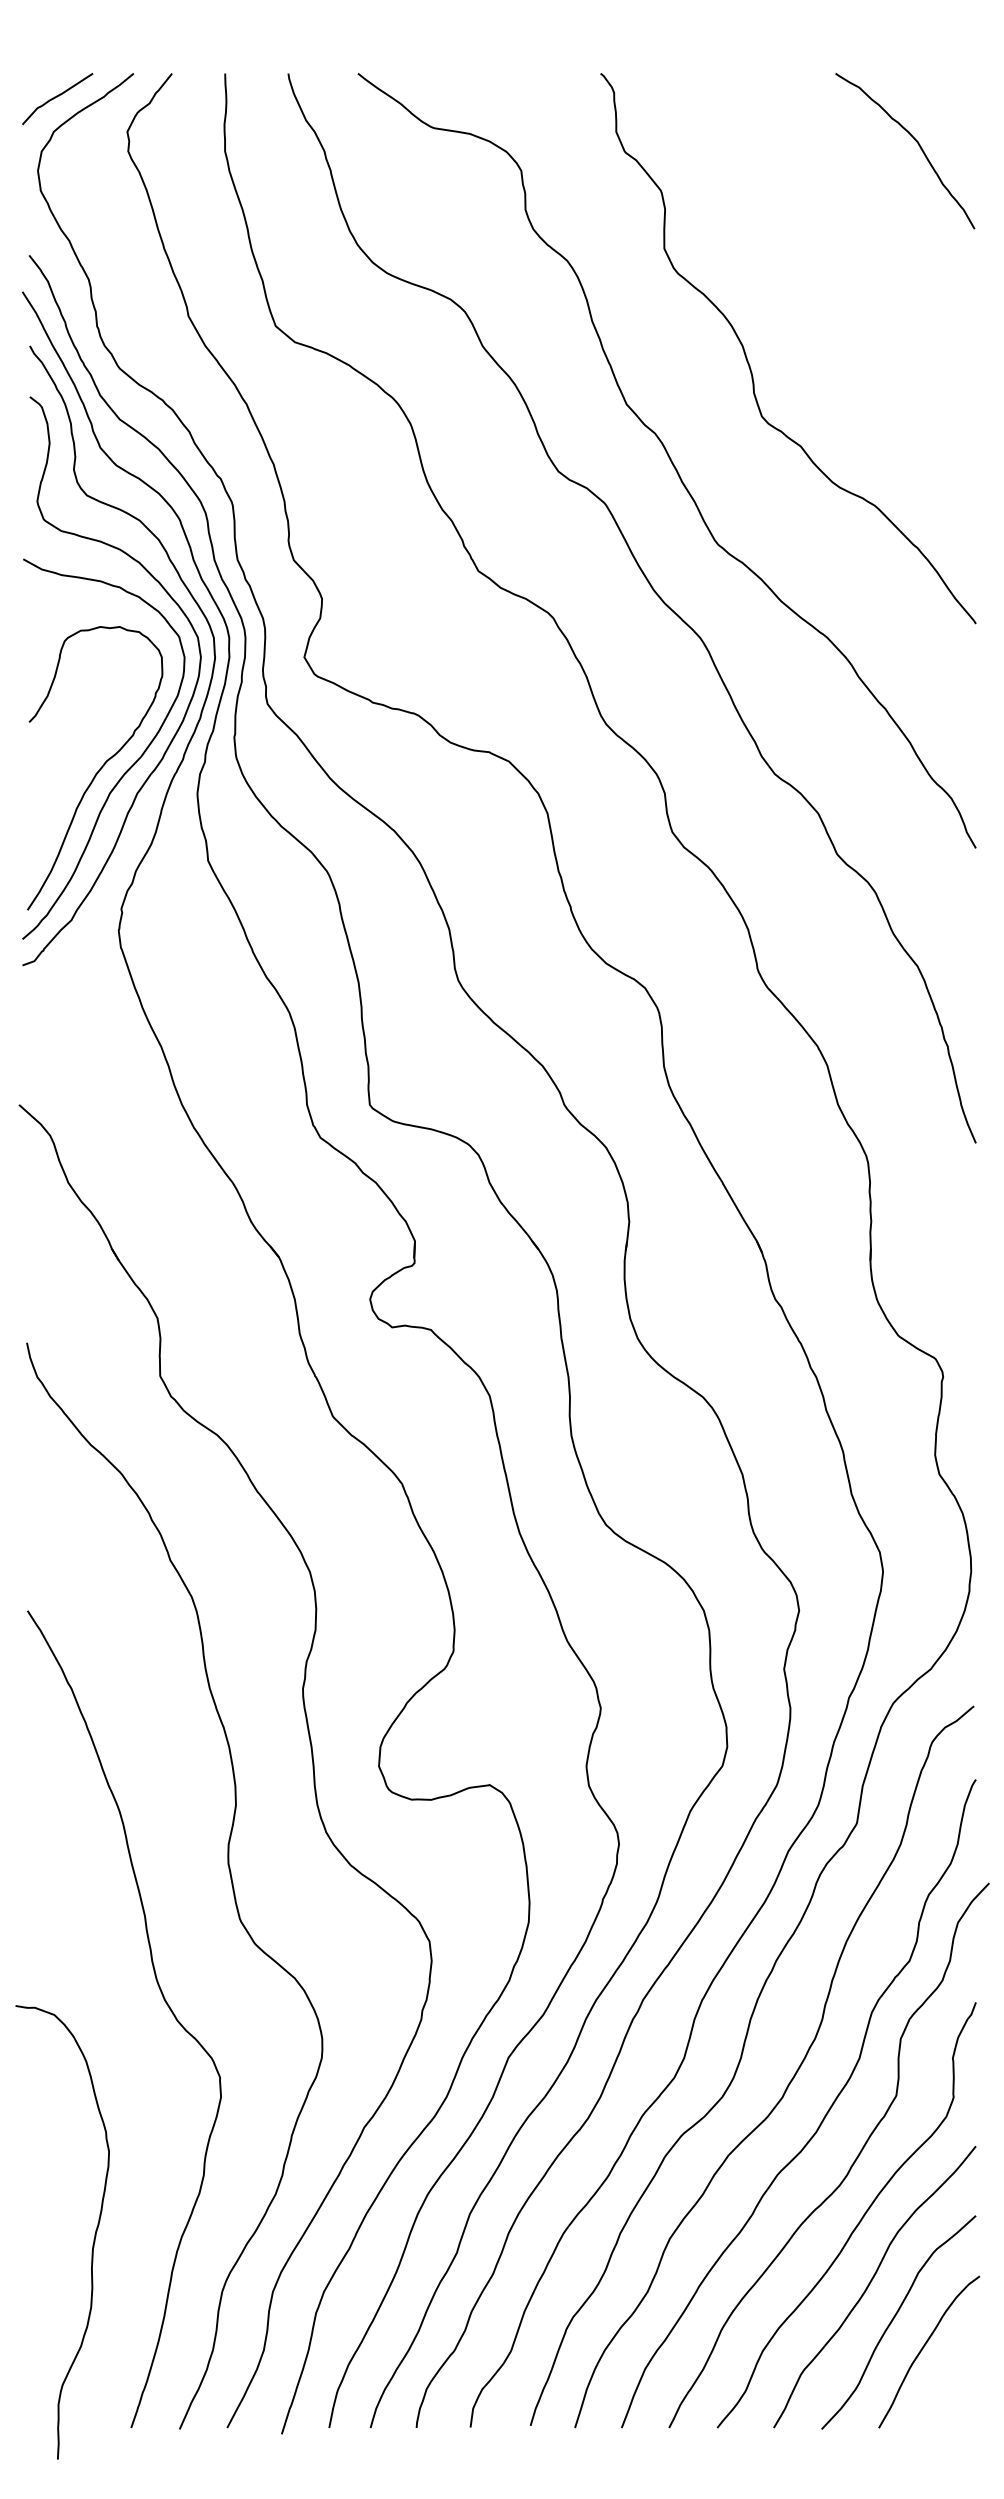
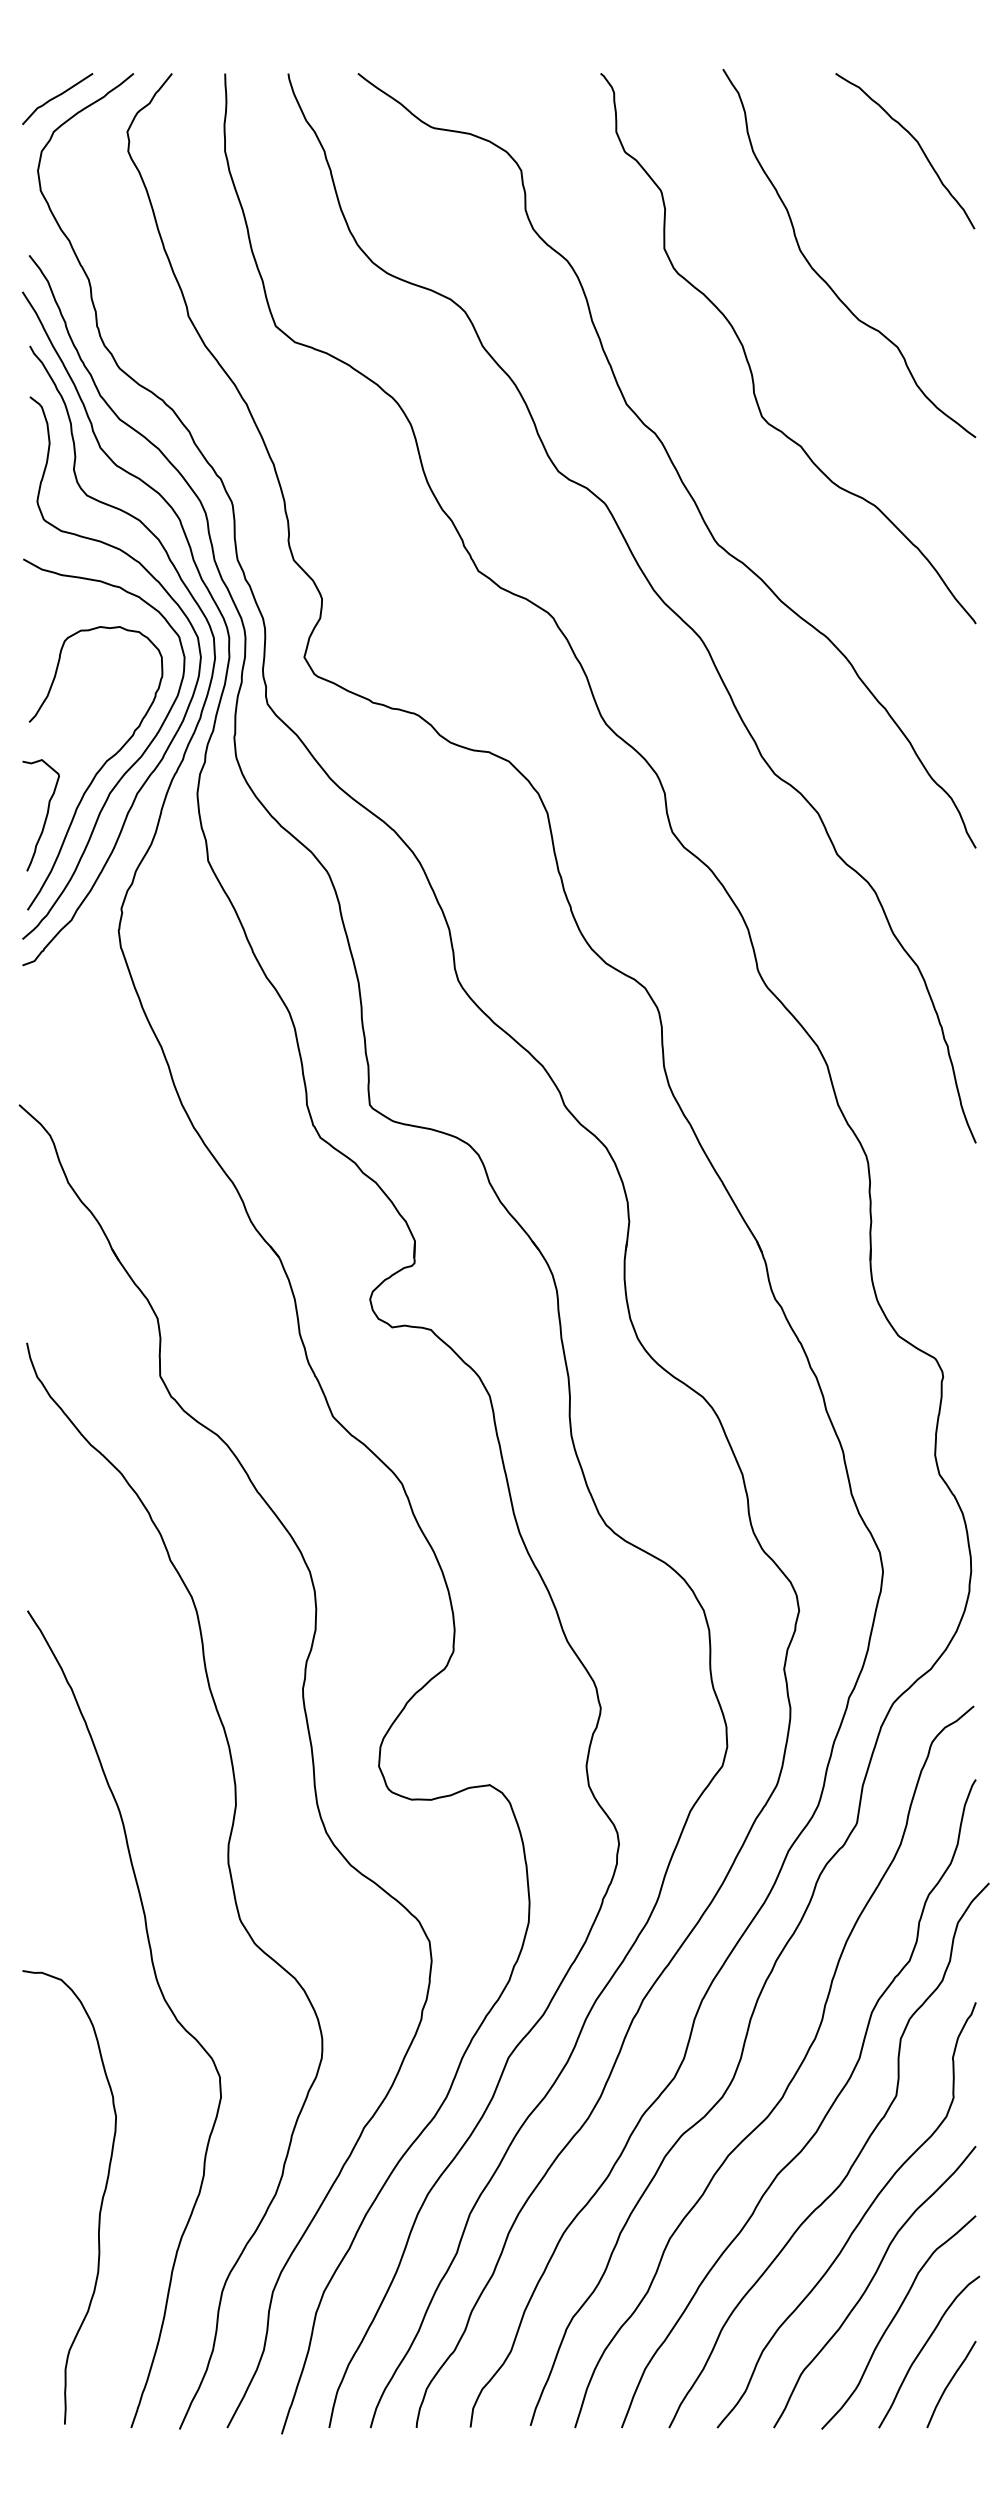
curve: none -> present (823, 278)
curve: none -> present (45, 816)
curve position: (93, 2239) -> (100, 2204) (100, 2204)
curve: none -> present (950, 2383)
